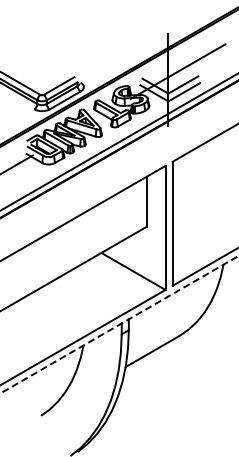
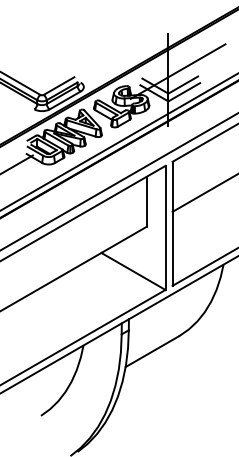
line: none -> present (118, 181)
line: none -> present (203, 193)
line: dashed -> solid (120, 324)
